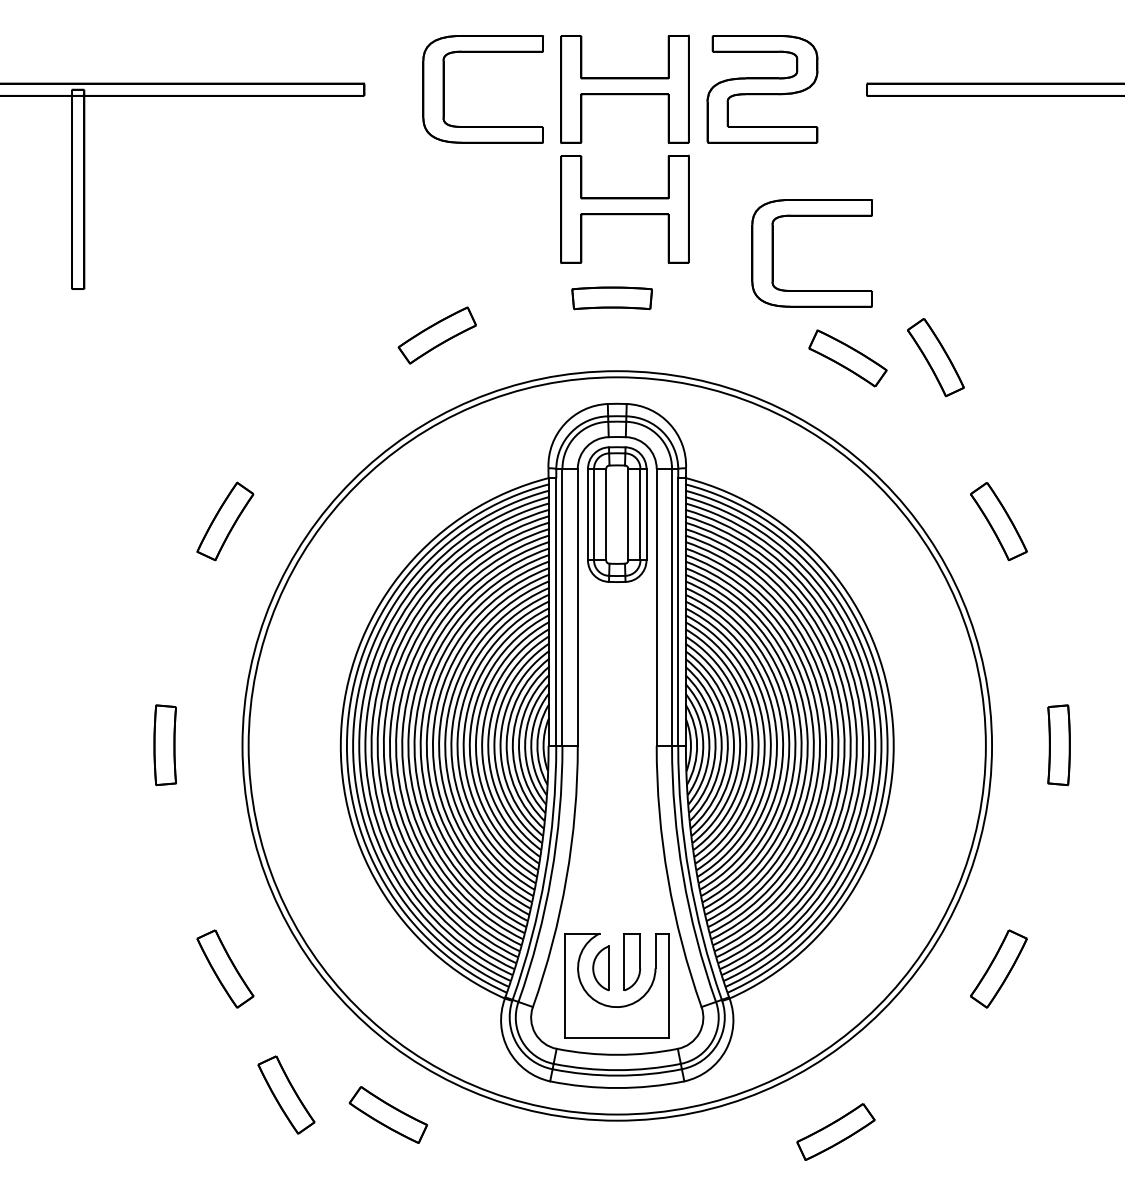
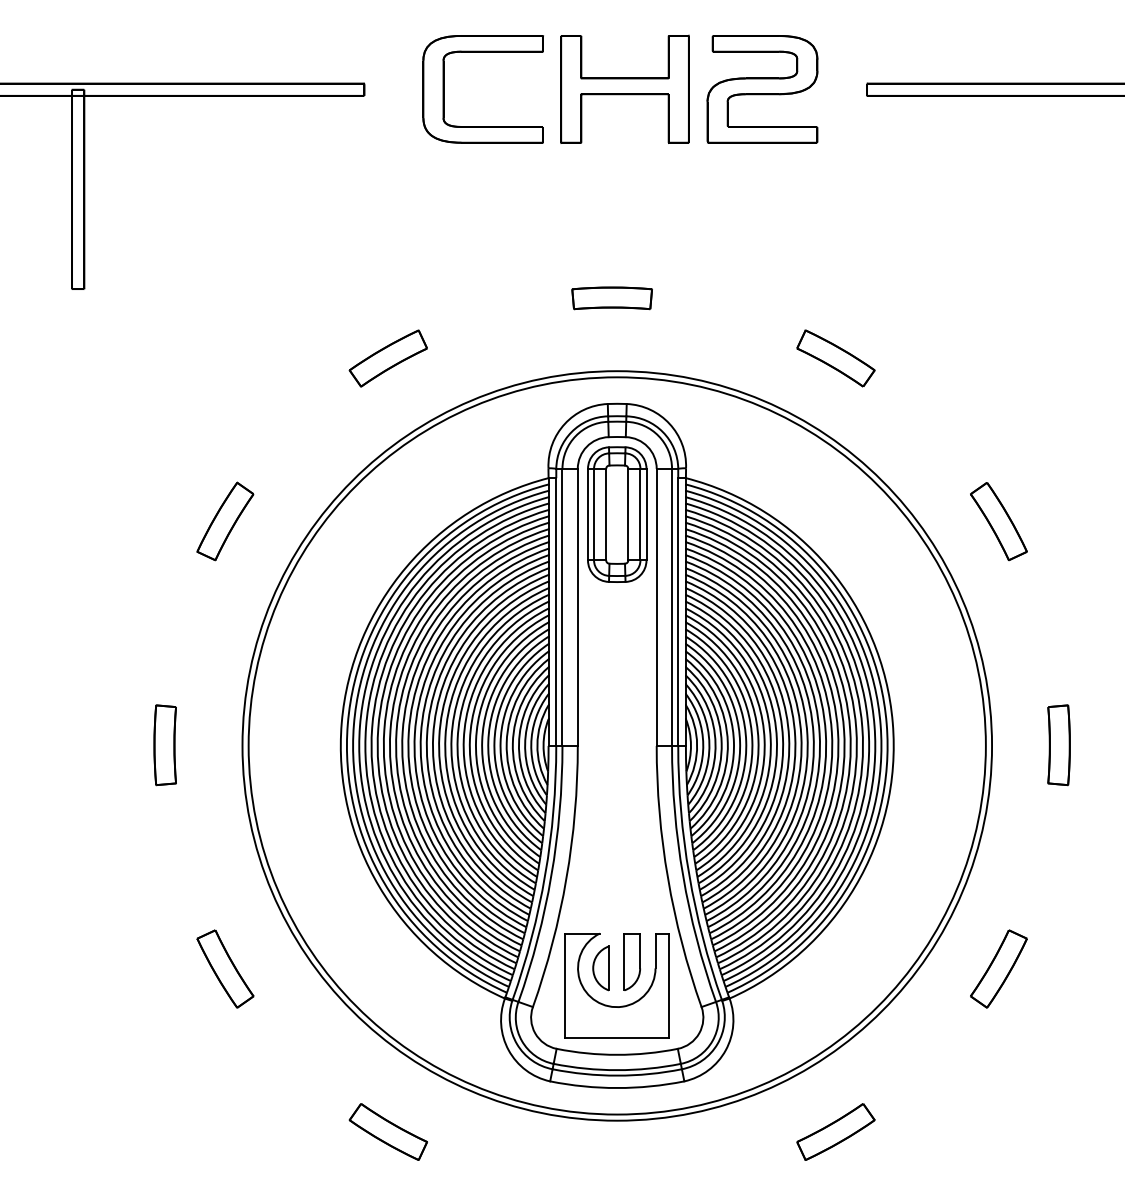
part: present -> none (624, 208)
part: present -> none (811, 216)
part position: (436, 335) -> (387, 358) (387, 358)
part: present -> none (935, 357)
part position: (847, 358) -> (835, 358) (835, 358)
part: present -> none (286, 1094)
part position: (387, 1114) -> (387, 1131) (387, 1131)
